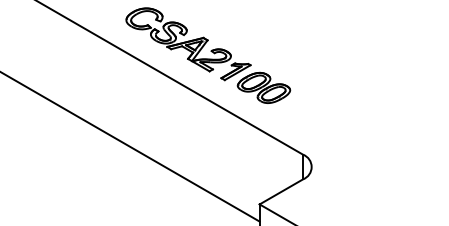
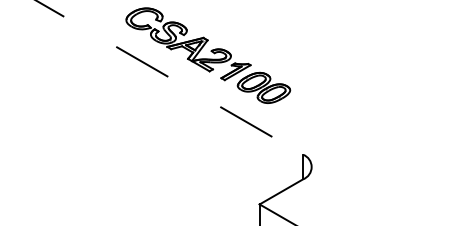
line: solid -> dashed (170, 77)
line: present -> none (130, 147)
